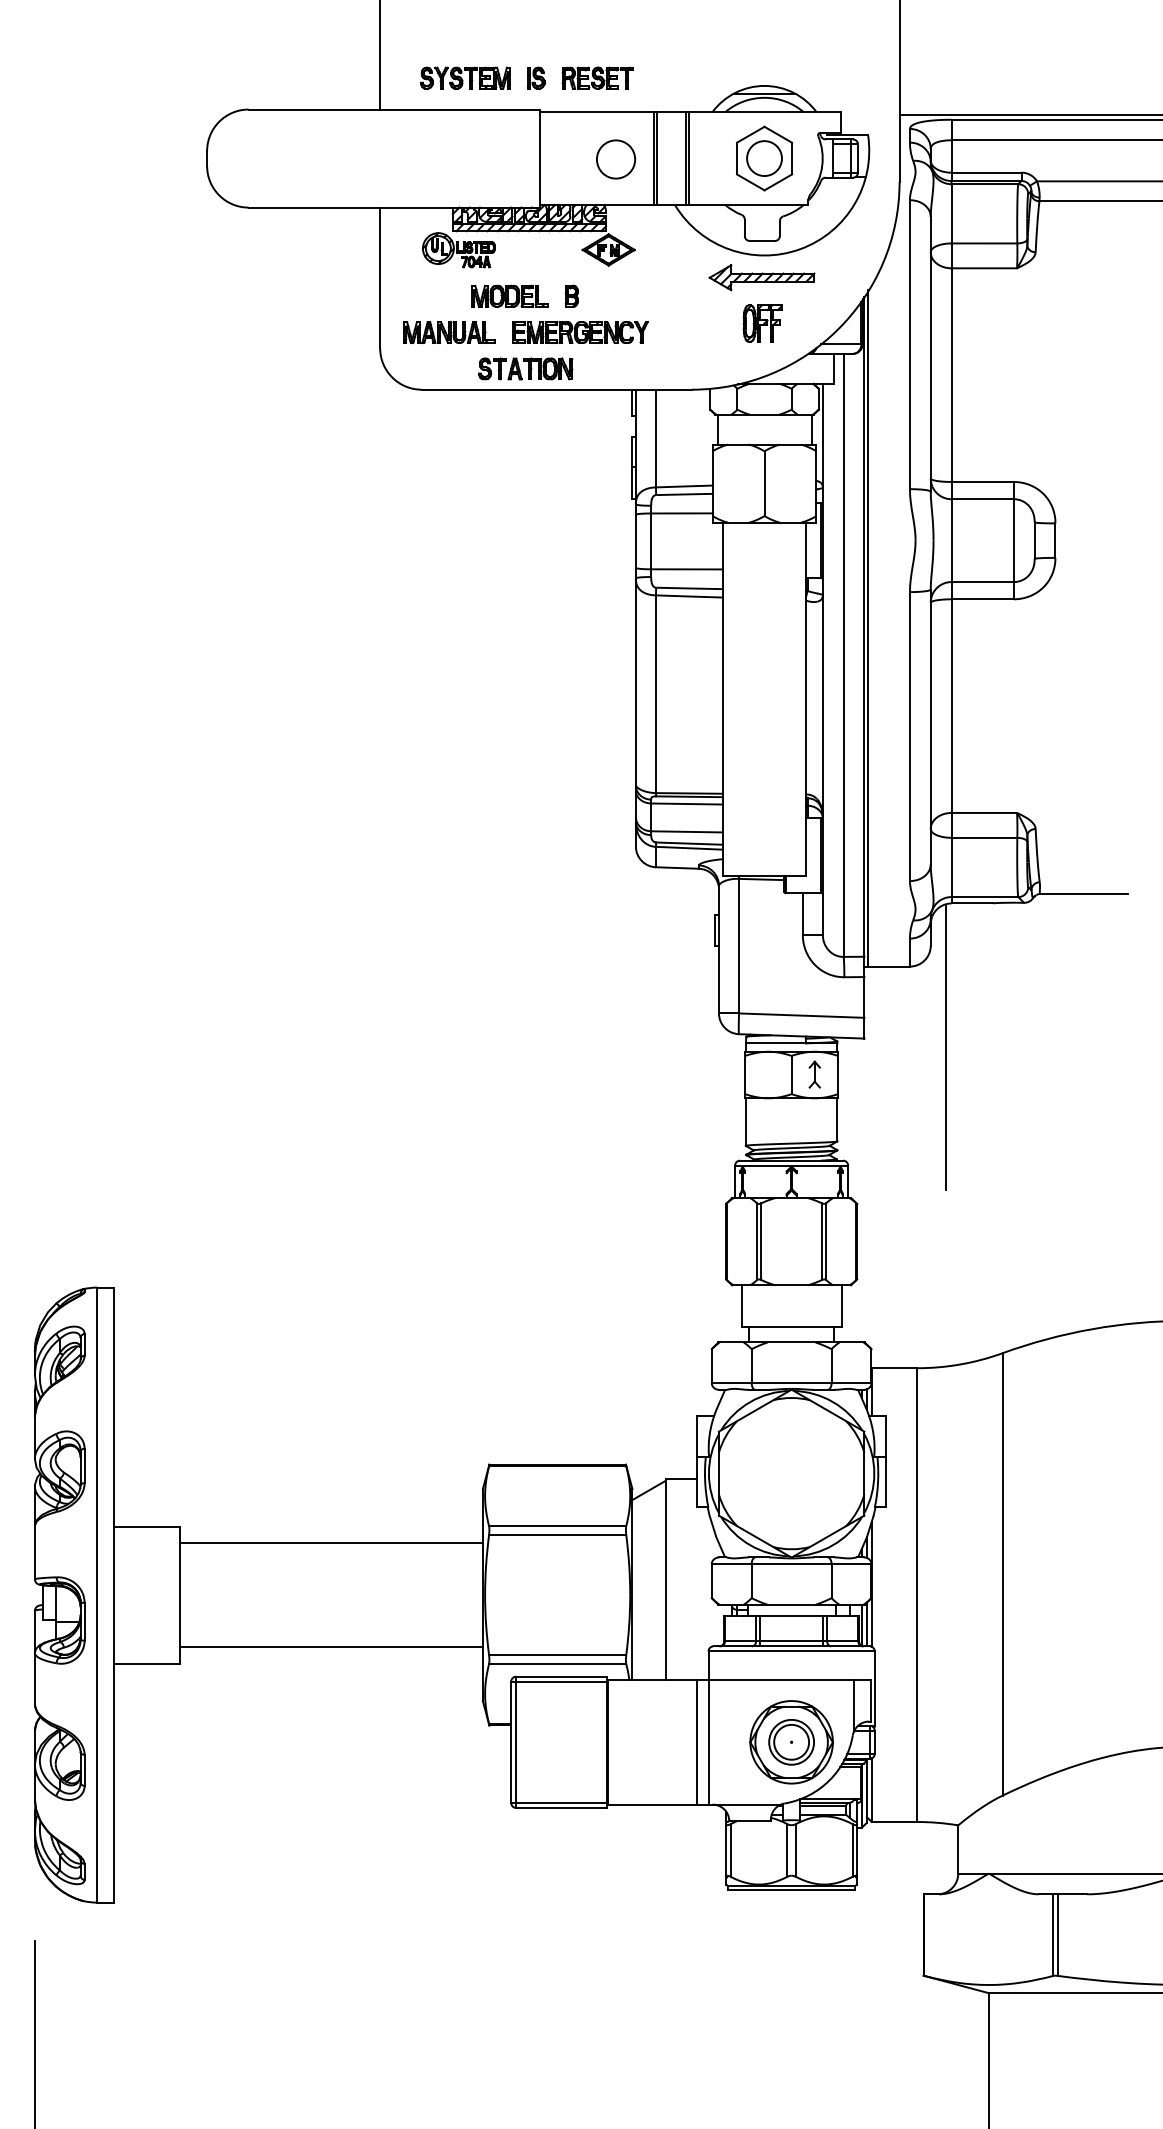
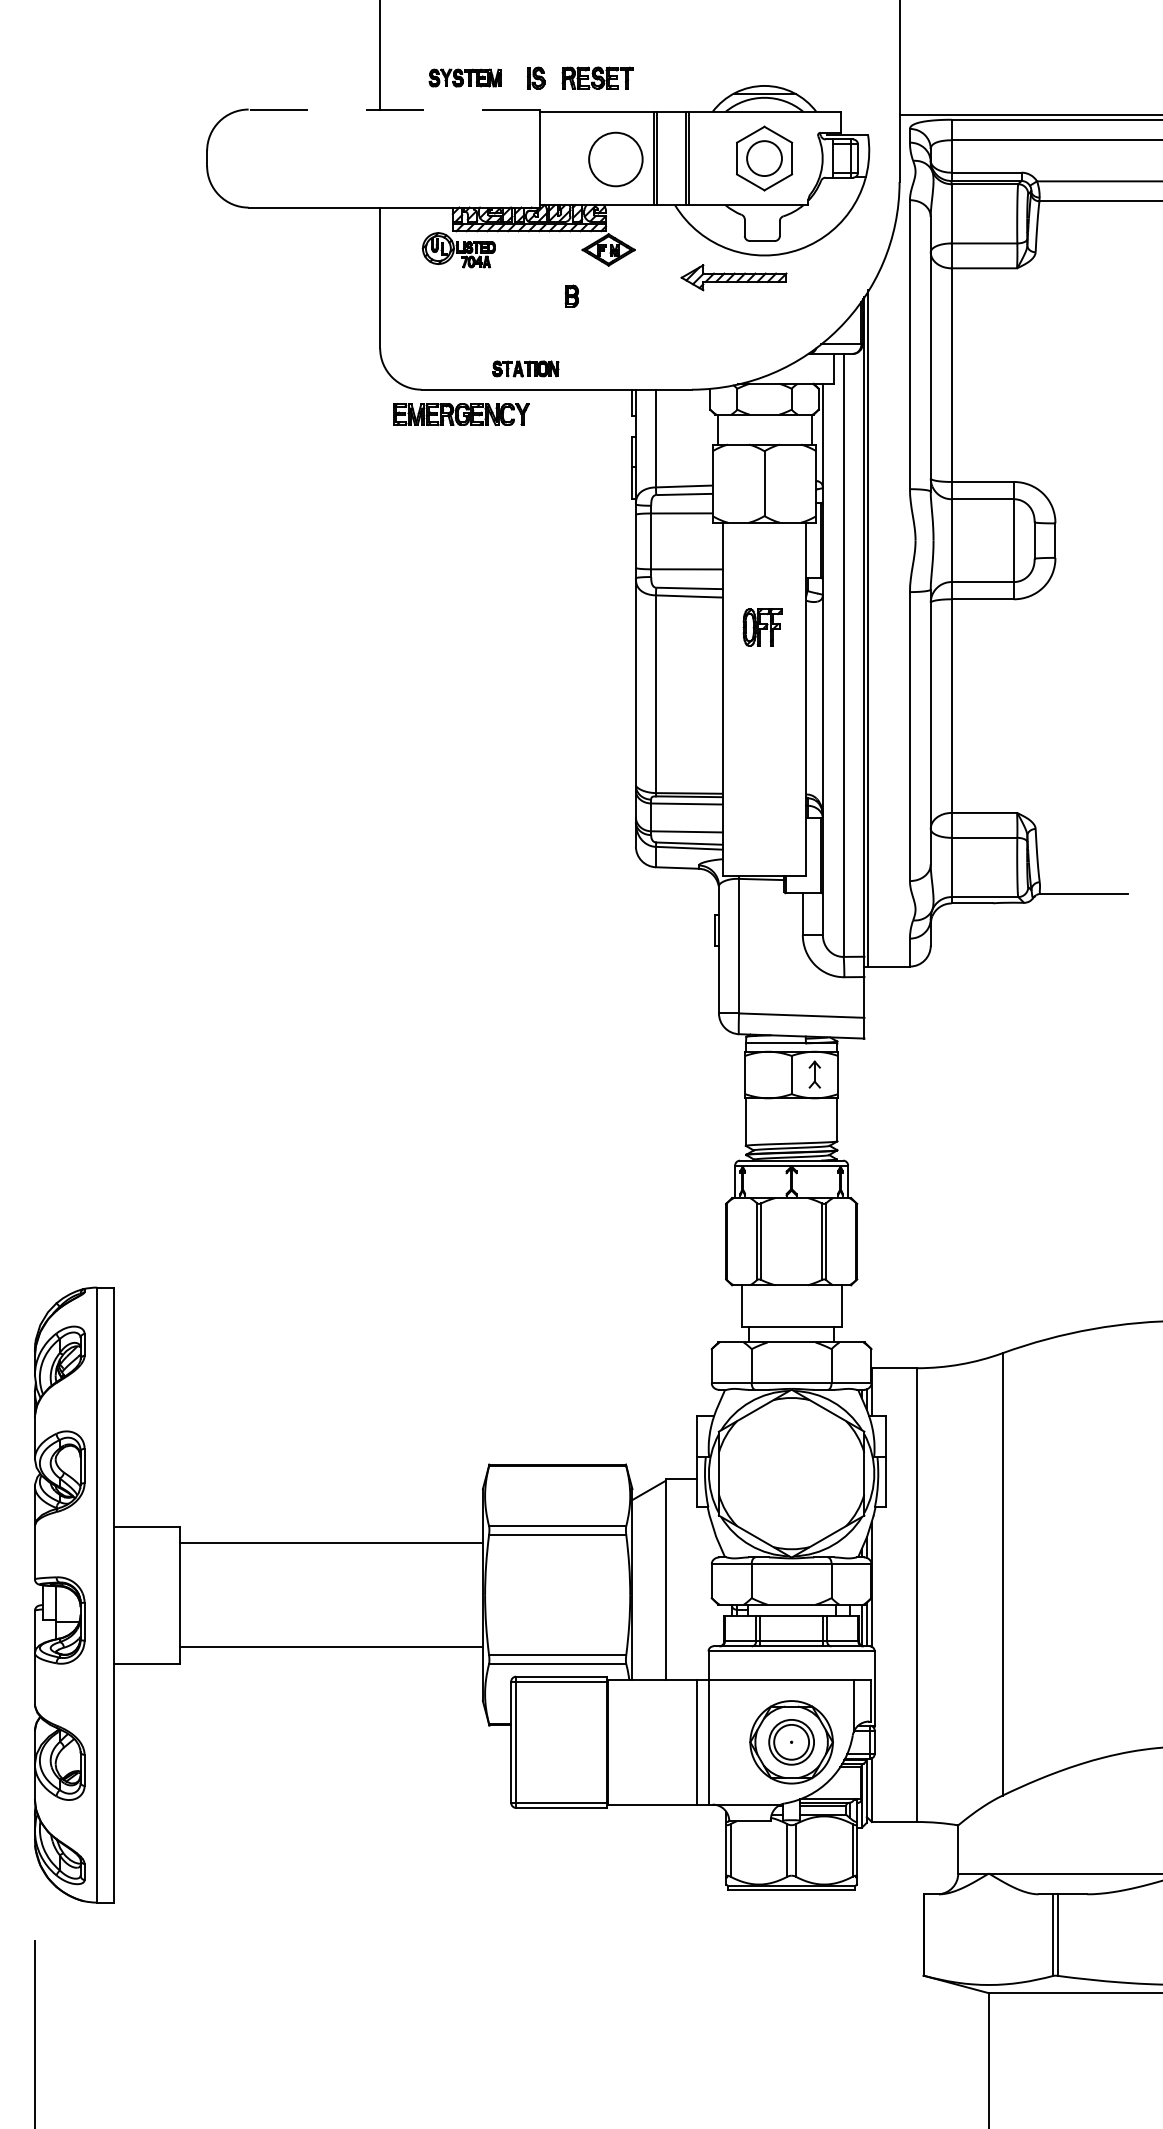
part size: 92x24 px -> 74x20 px (464, 77)
line: solid -> dashed (393, 109)
circle size: 41x41 px -> 56x57 px (615, 159)
part position: (761, 277) -> (733, 277) (733, 277)
part: present -> none (509, 295)
part position: (762, 323) -> (762, 627) (762, 627)
part: present -> none (449, 332)
part position: (580, 332) -> (461, 414) (461, 414)
part size: 96x24 px -> 68x18 px (525, 368)
line: present -> none (946, 1046)
